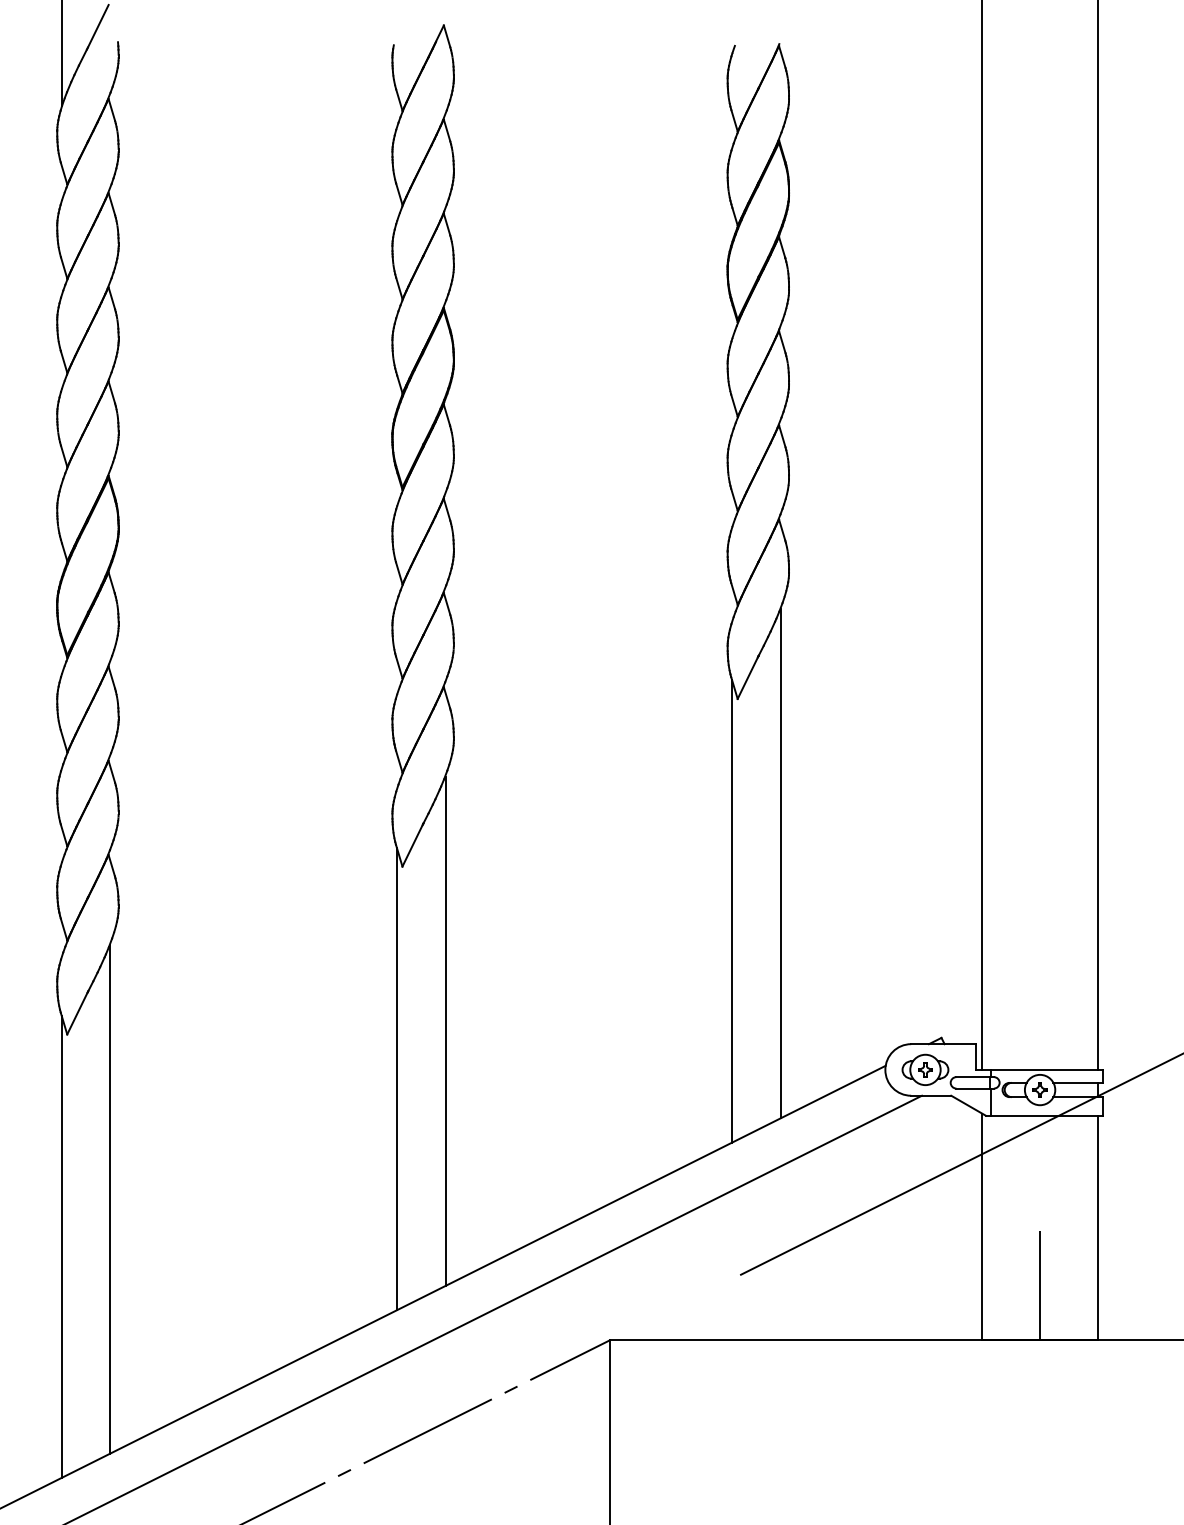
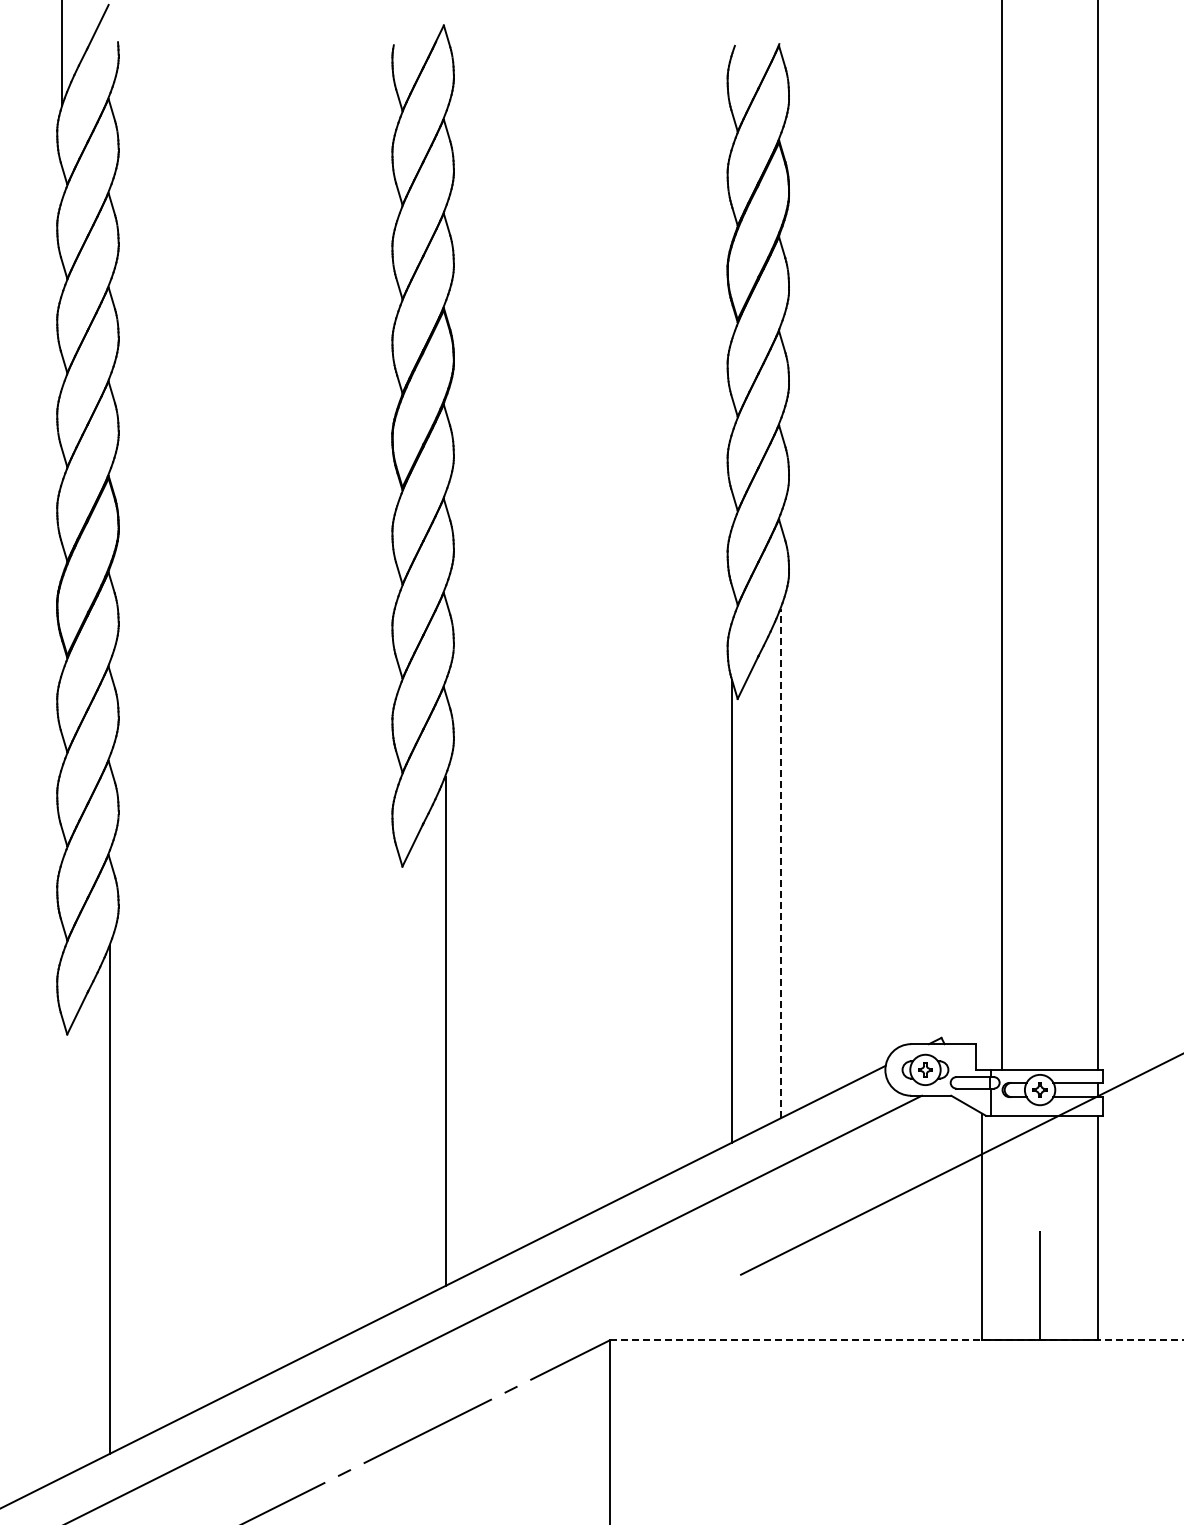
line position: (982, 535) -> (1002, 535) (1002, 535)
line: solid -> dashed (780, 863)
line: present -> none (396, 1078)
line: present -> none (61, 1246)
line: solid -> dashed (897, 1340)
